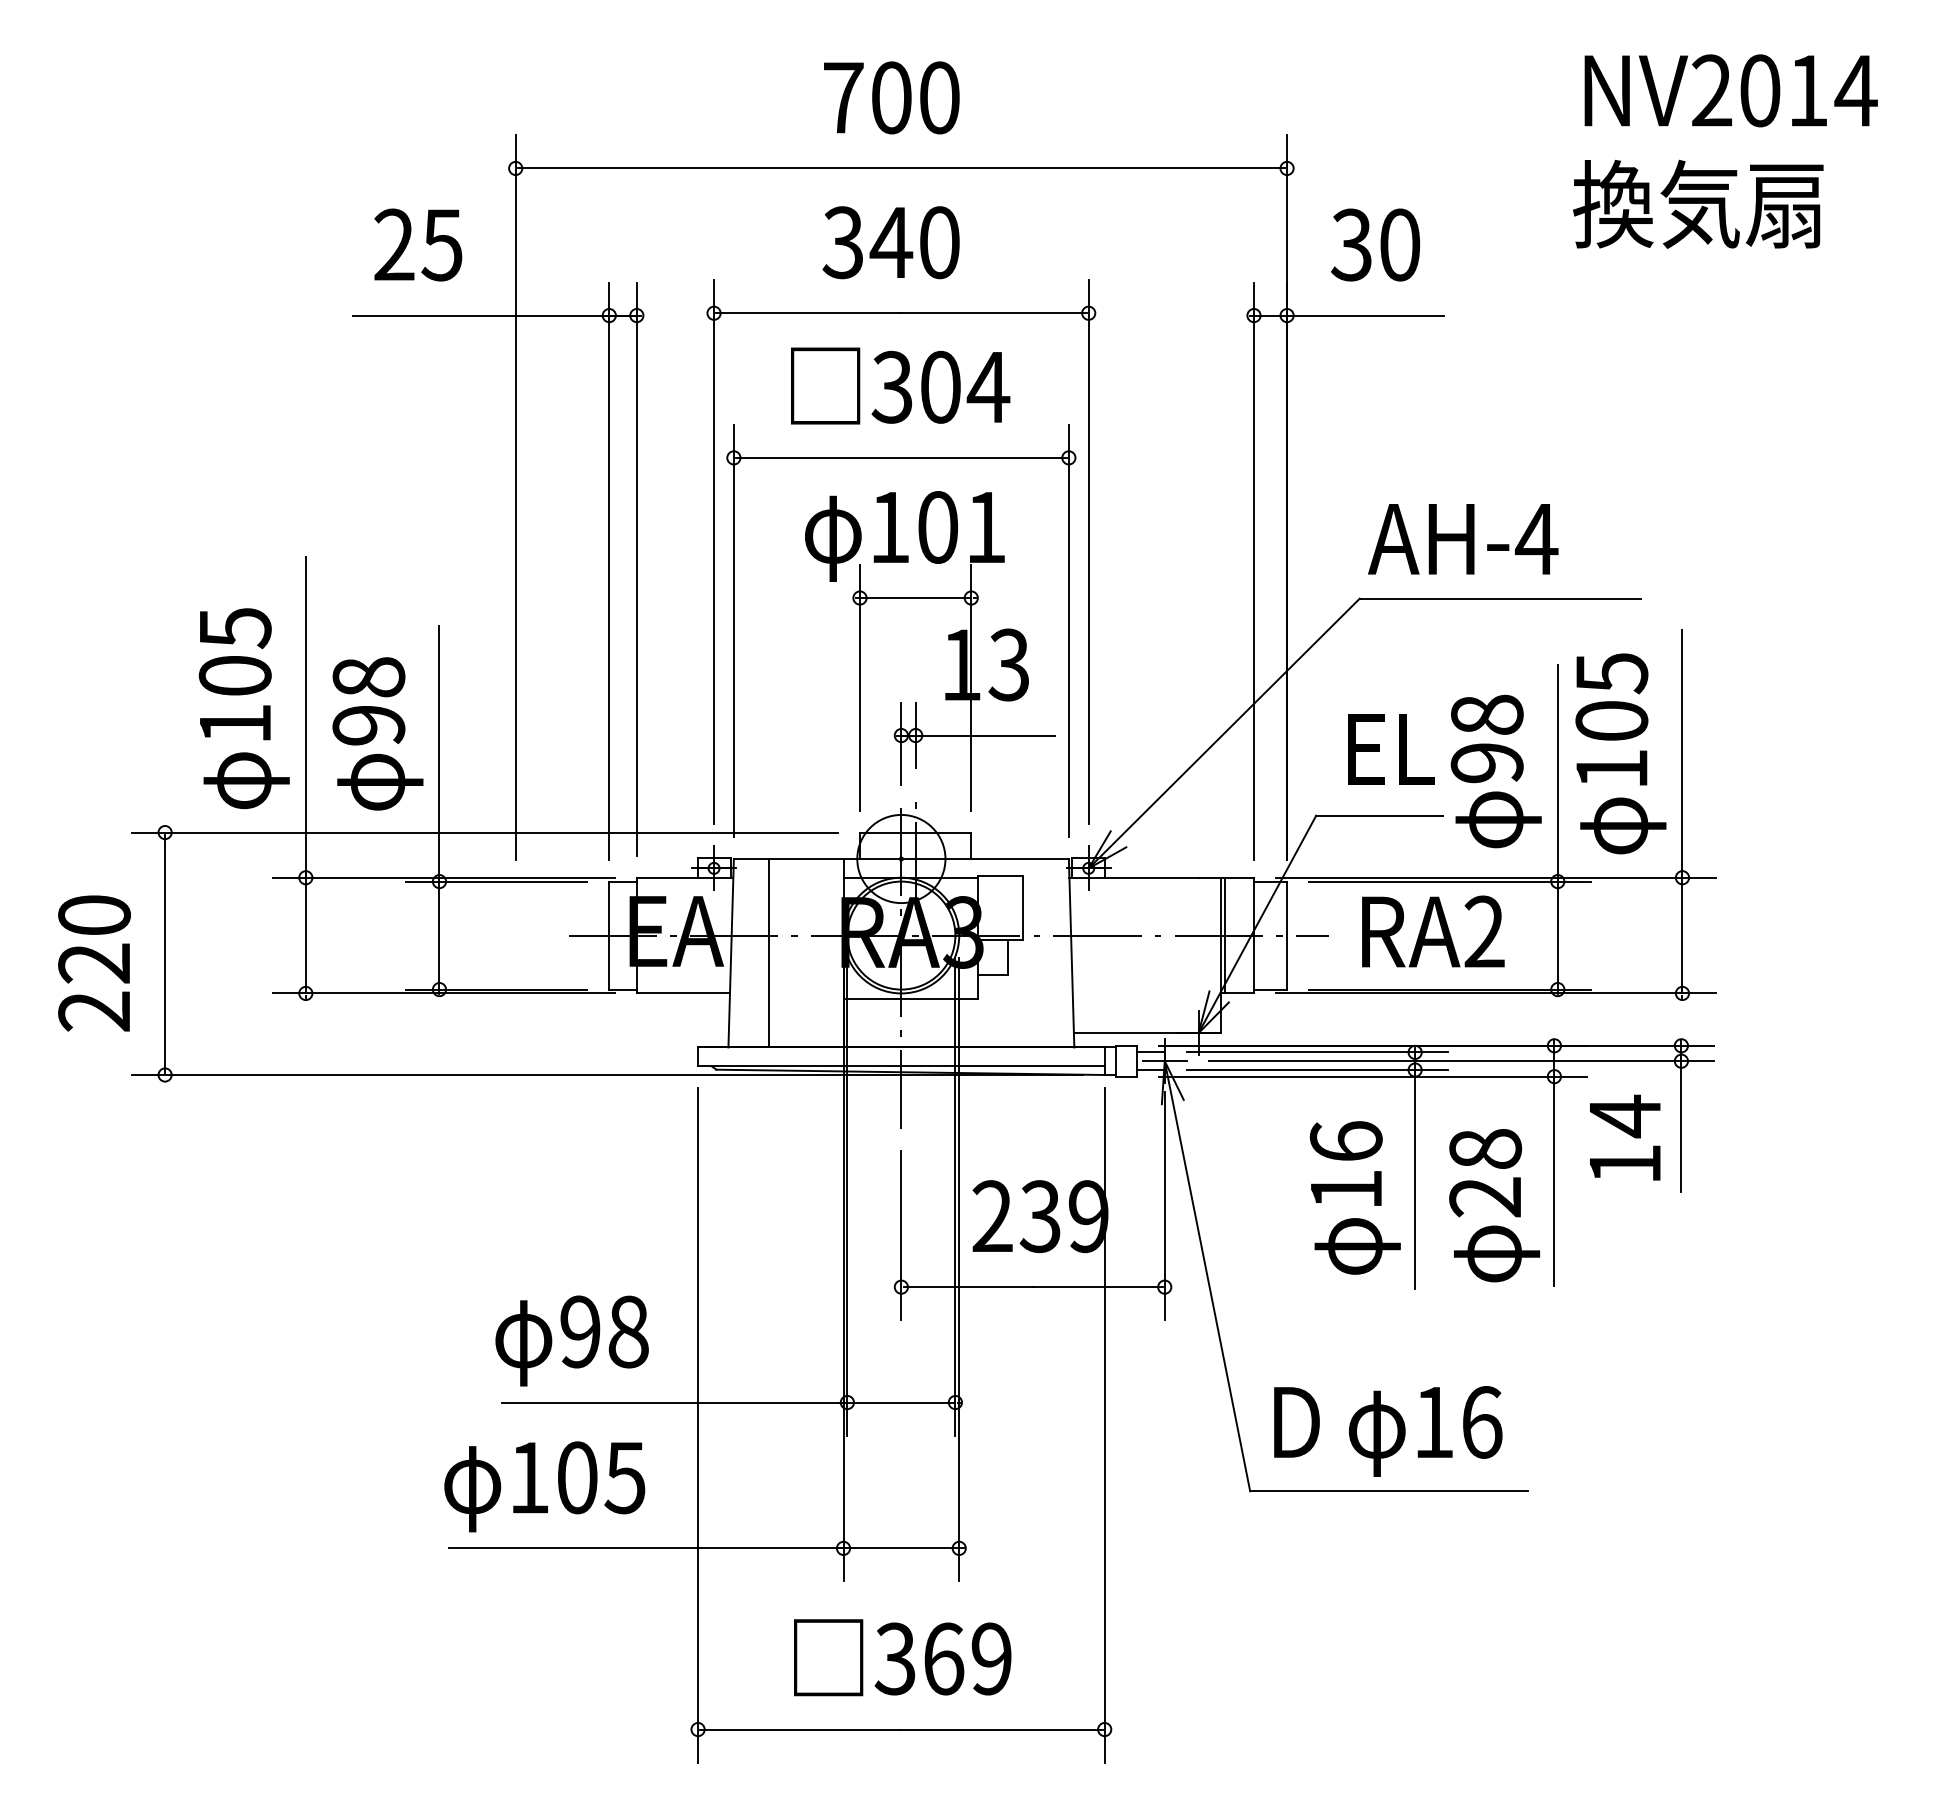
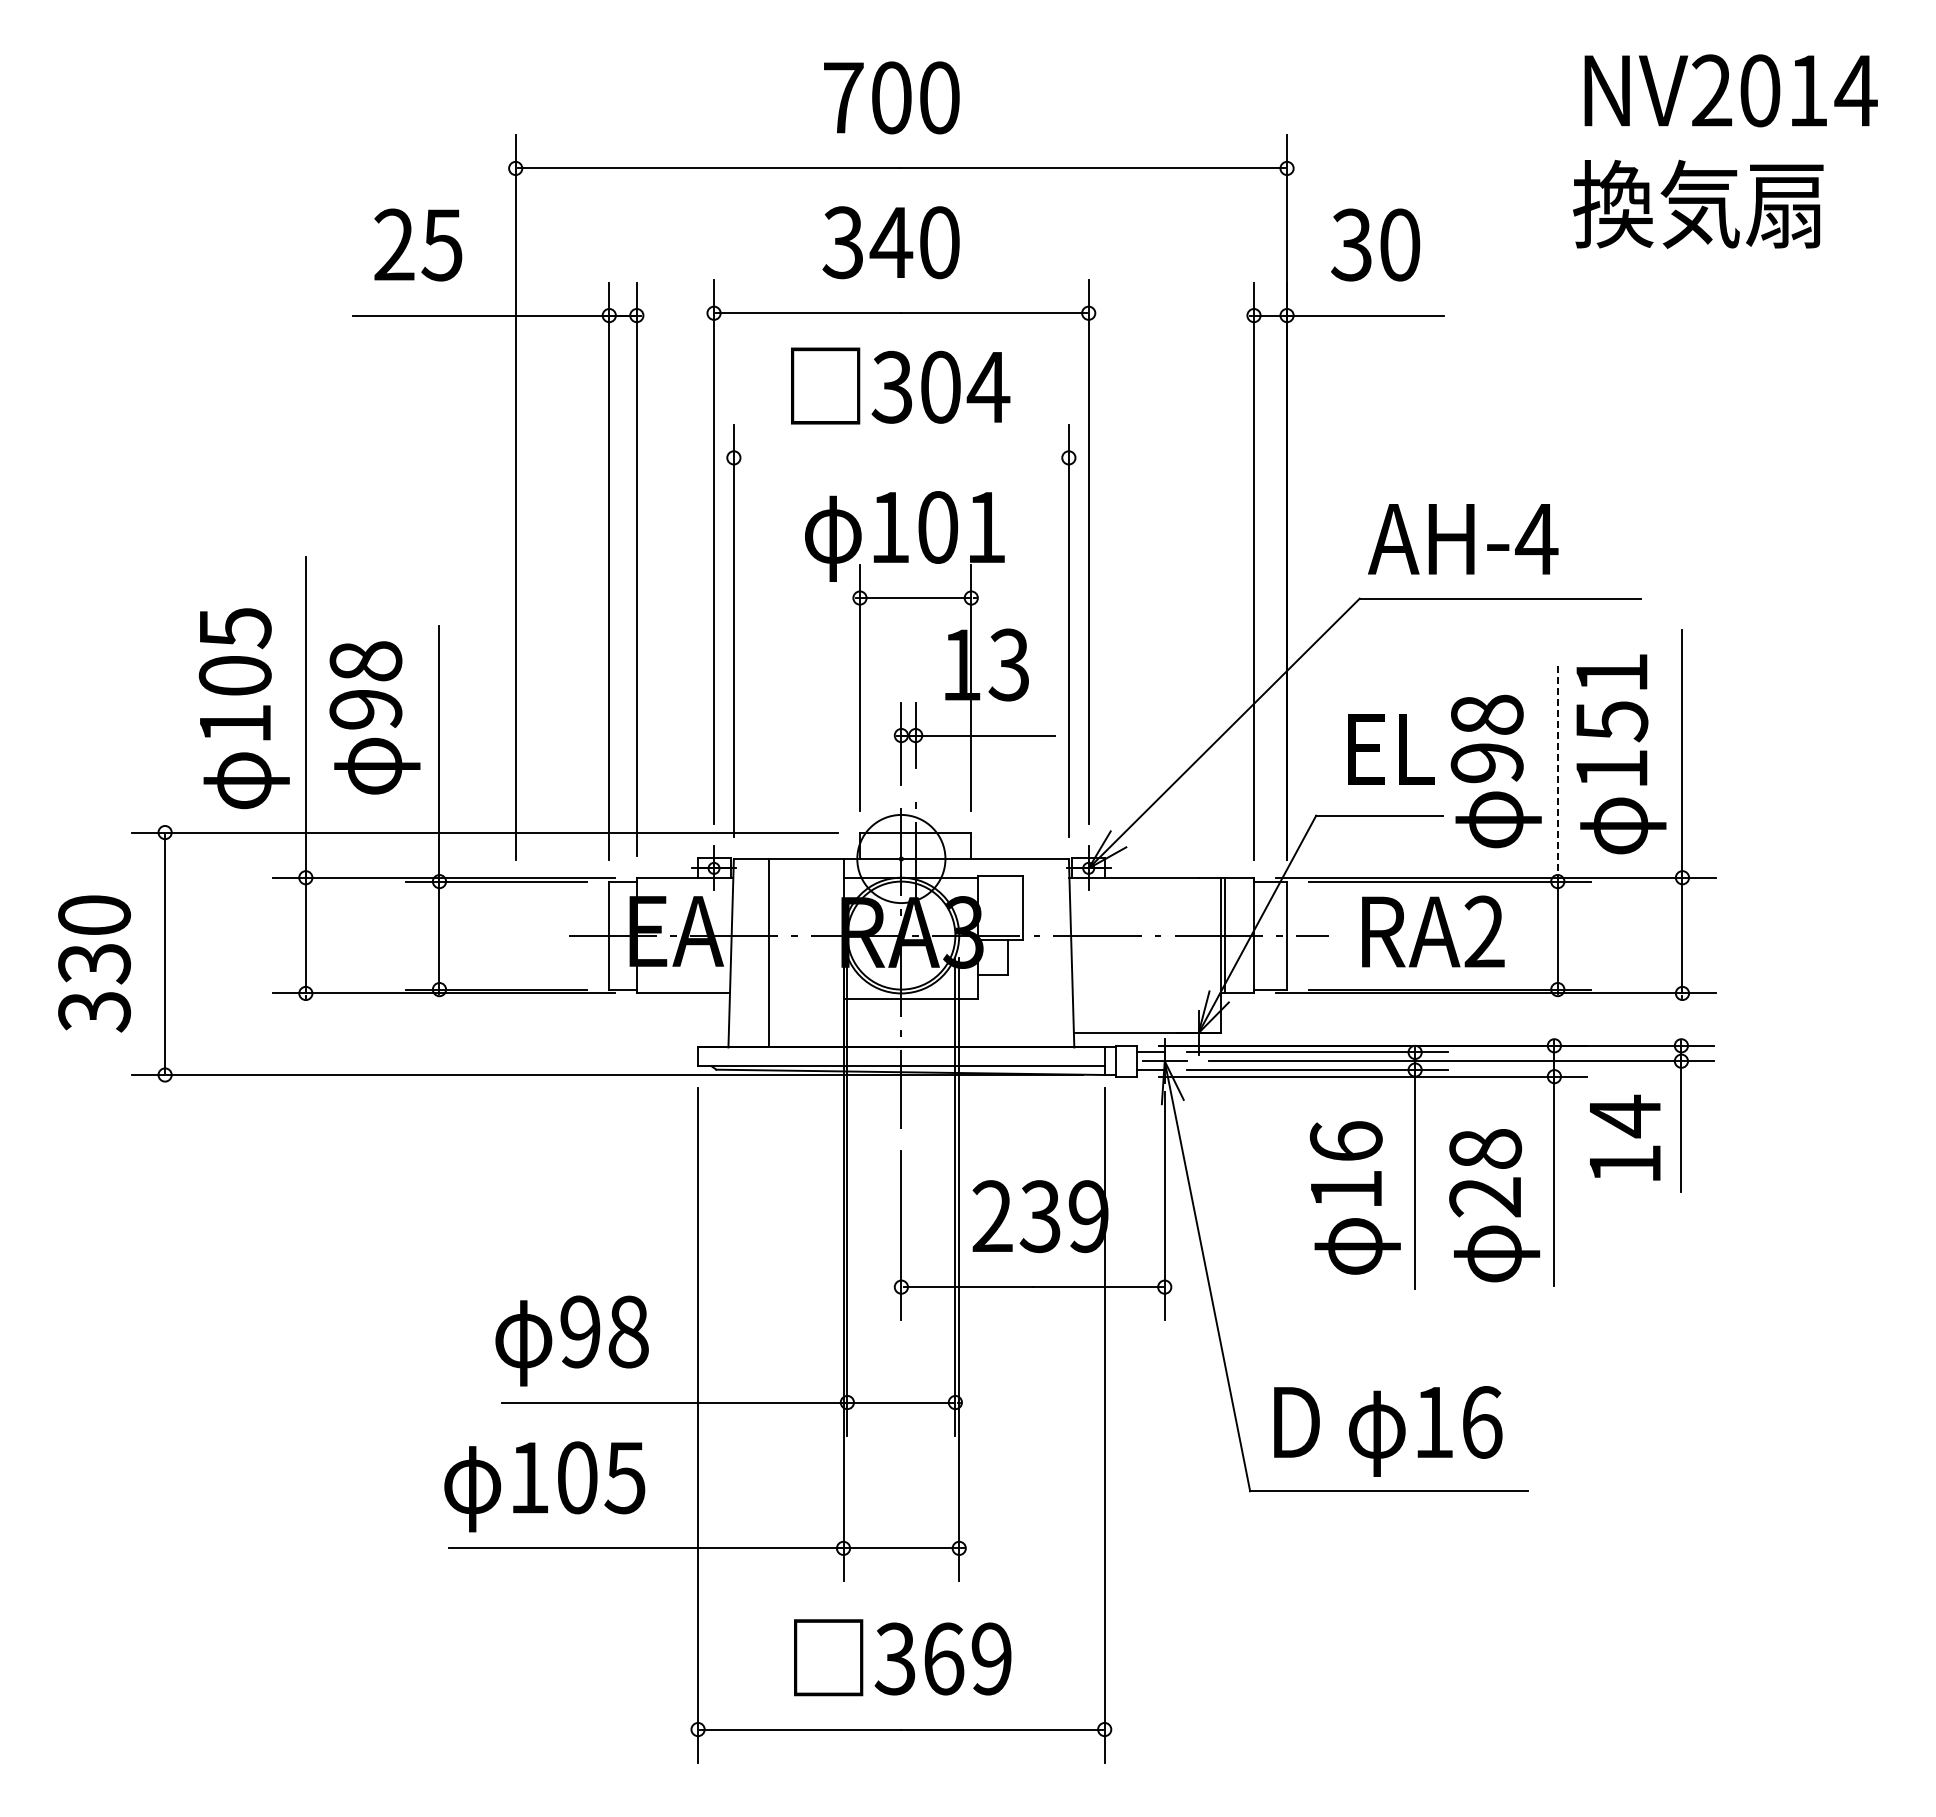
line: present -> none (901, 457)
text: 105 -> 151 (1611, 697)
text position: (377, 733) -> (374, 717) (374, 717)
line: solid -> dashed (1557, 772)
text: 220 -> 330 (94, 987)
